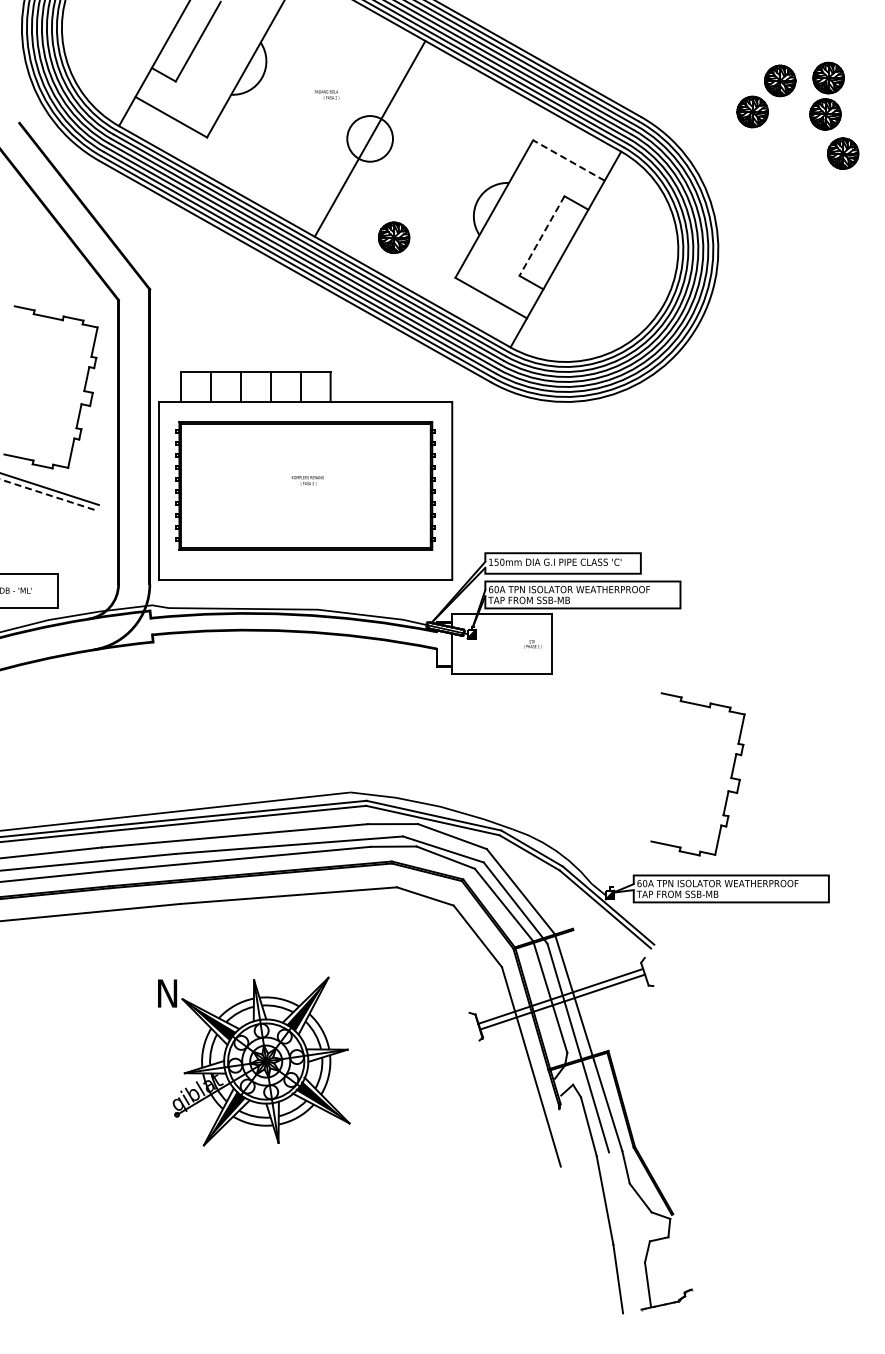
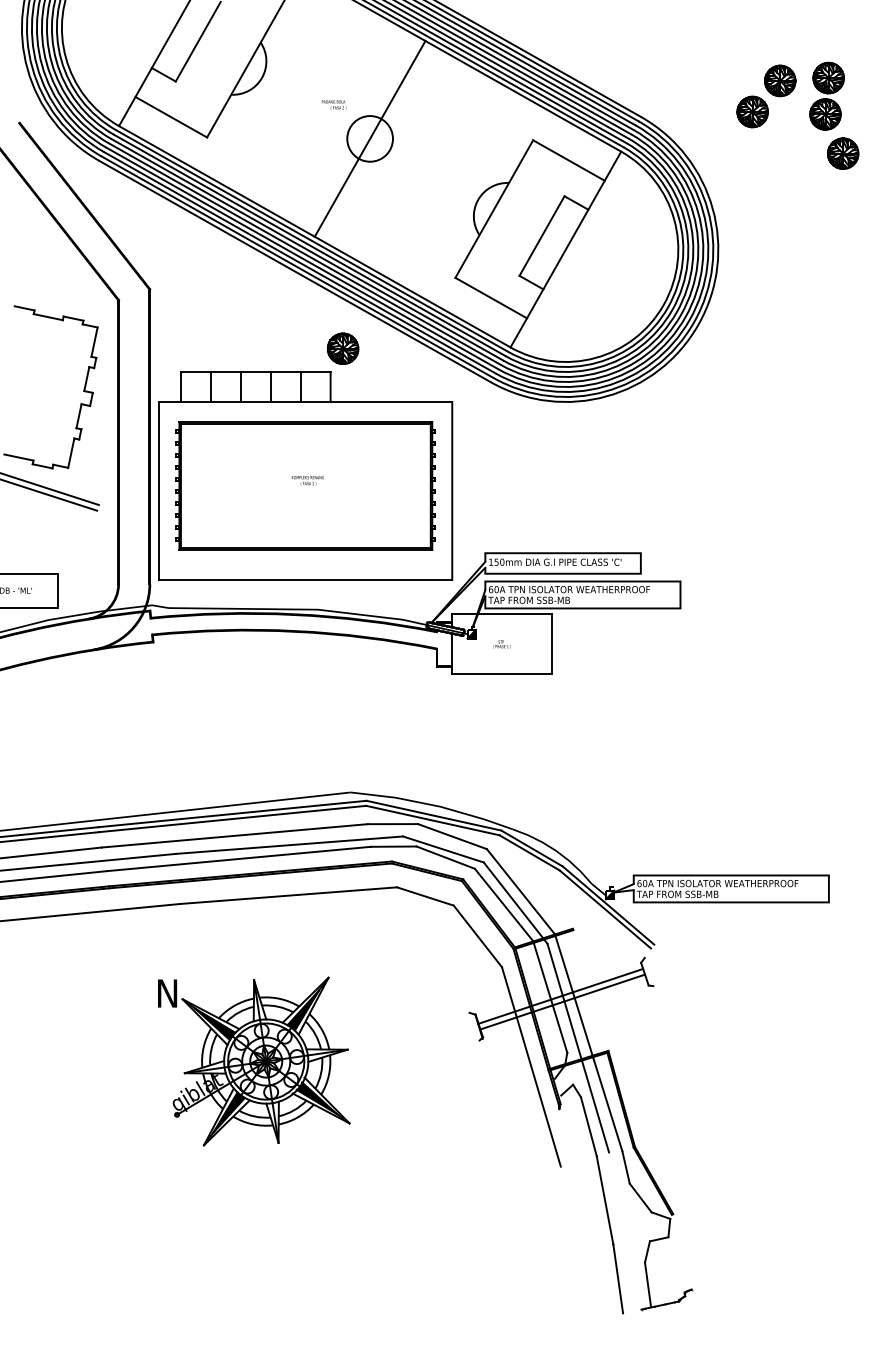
text position: (327, 94) -> (334, 104) (334, 104)
line: dashed -> solid (568, 160)
line: dashed -> solid (542, 236)
part position: (394, 237) -> (343, 348) (343, 348)
line: dashed -> solid (48, 495)
text position: (532, 644) -> (501, 644) (501, 644)
part: present -> none (730, 775)
